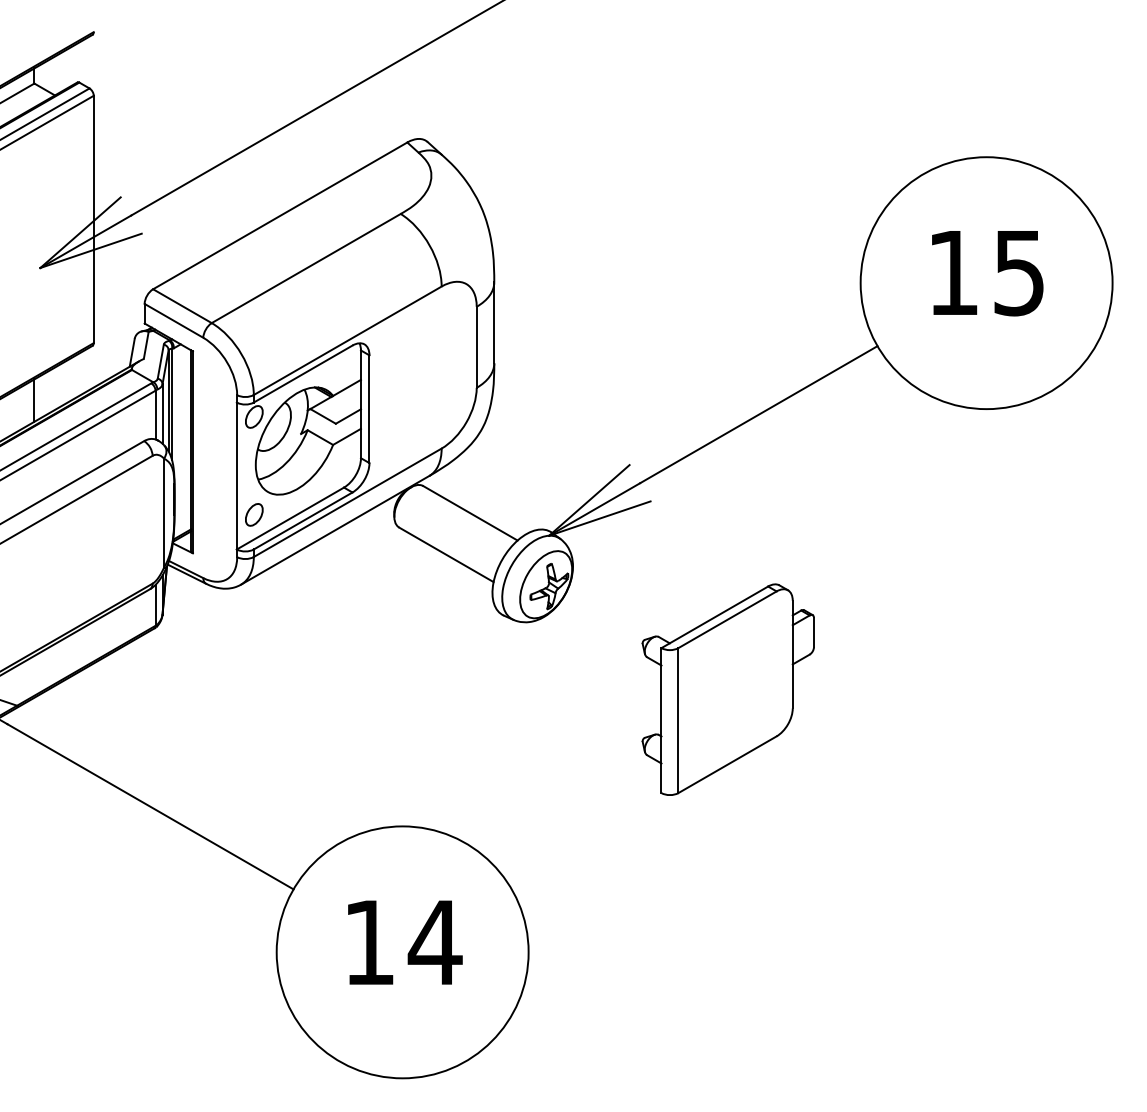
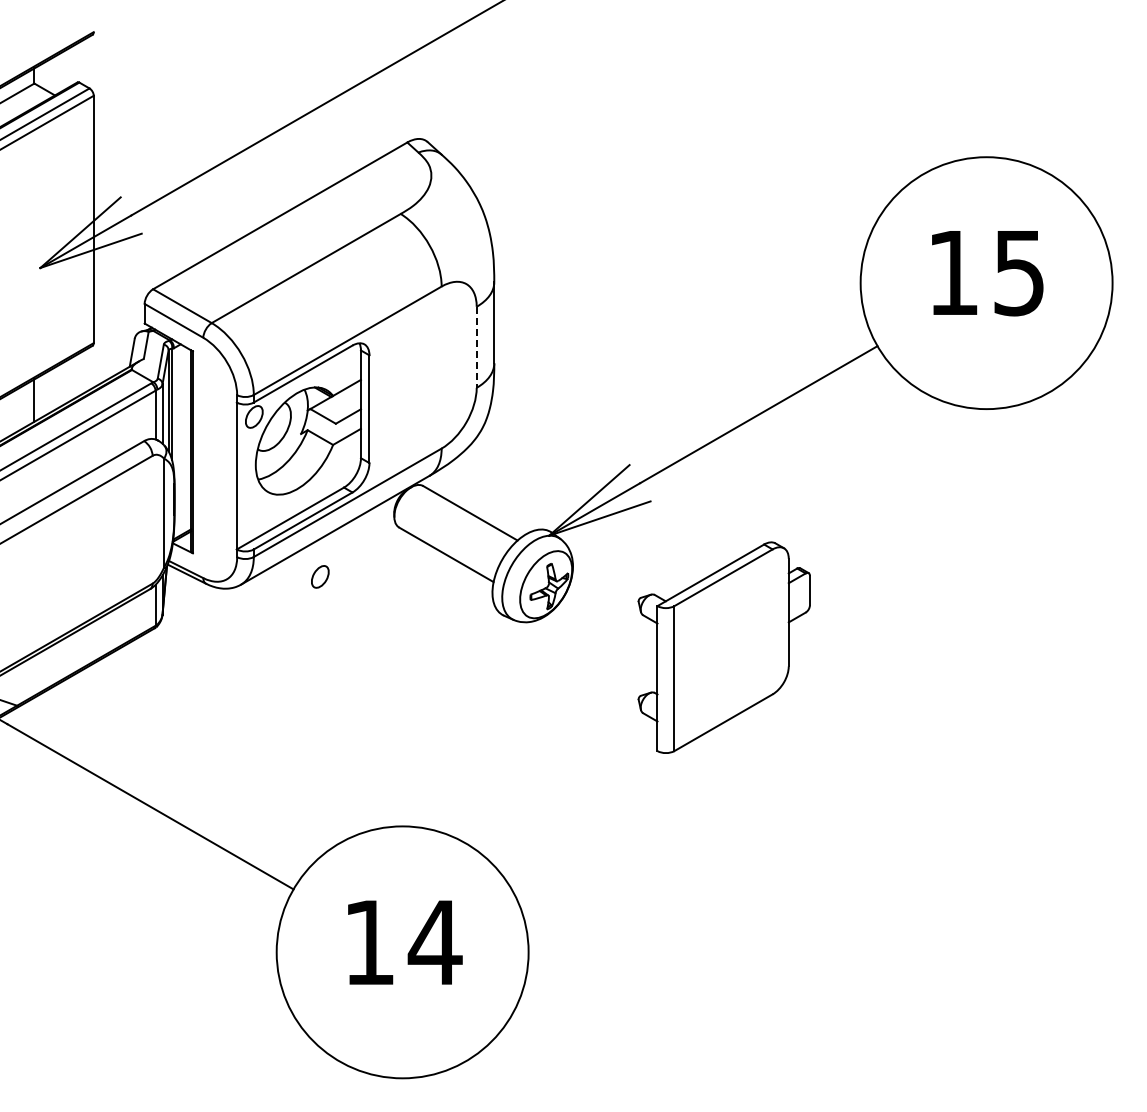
line: solid -> dashed (476, 347)
part position: (254, 514) -> (320, 576) (320, 576)
part position: (727, 689) -> (723, 647) (723, 647)
